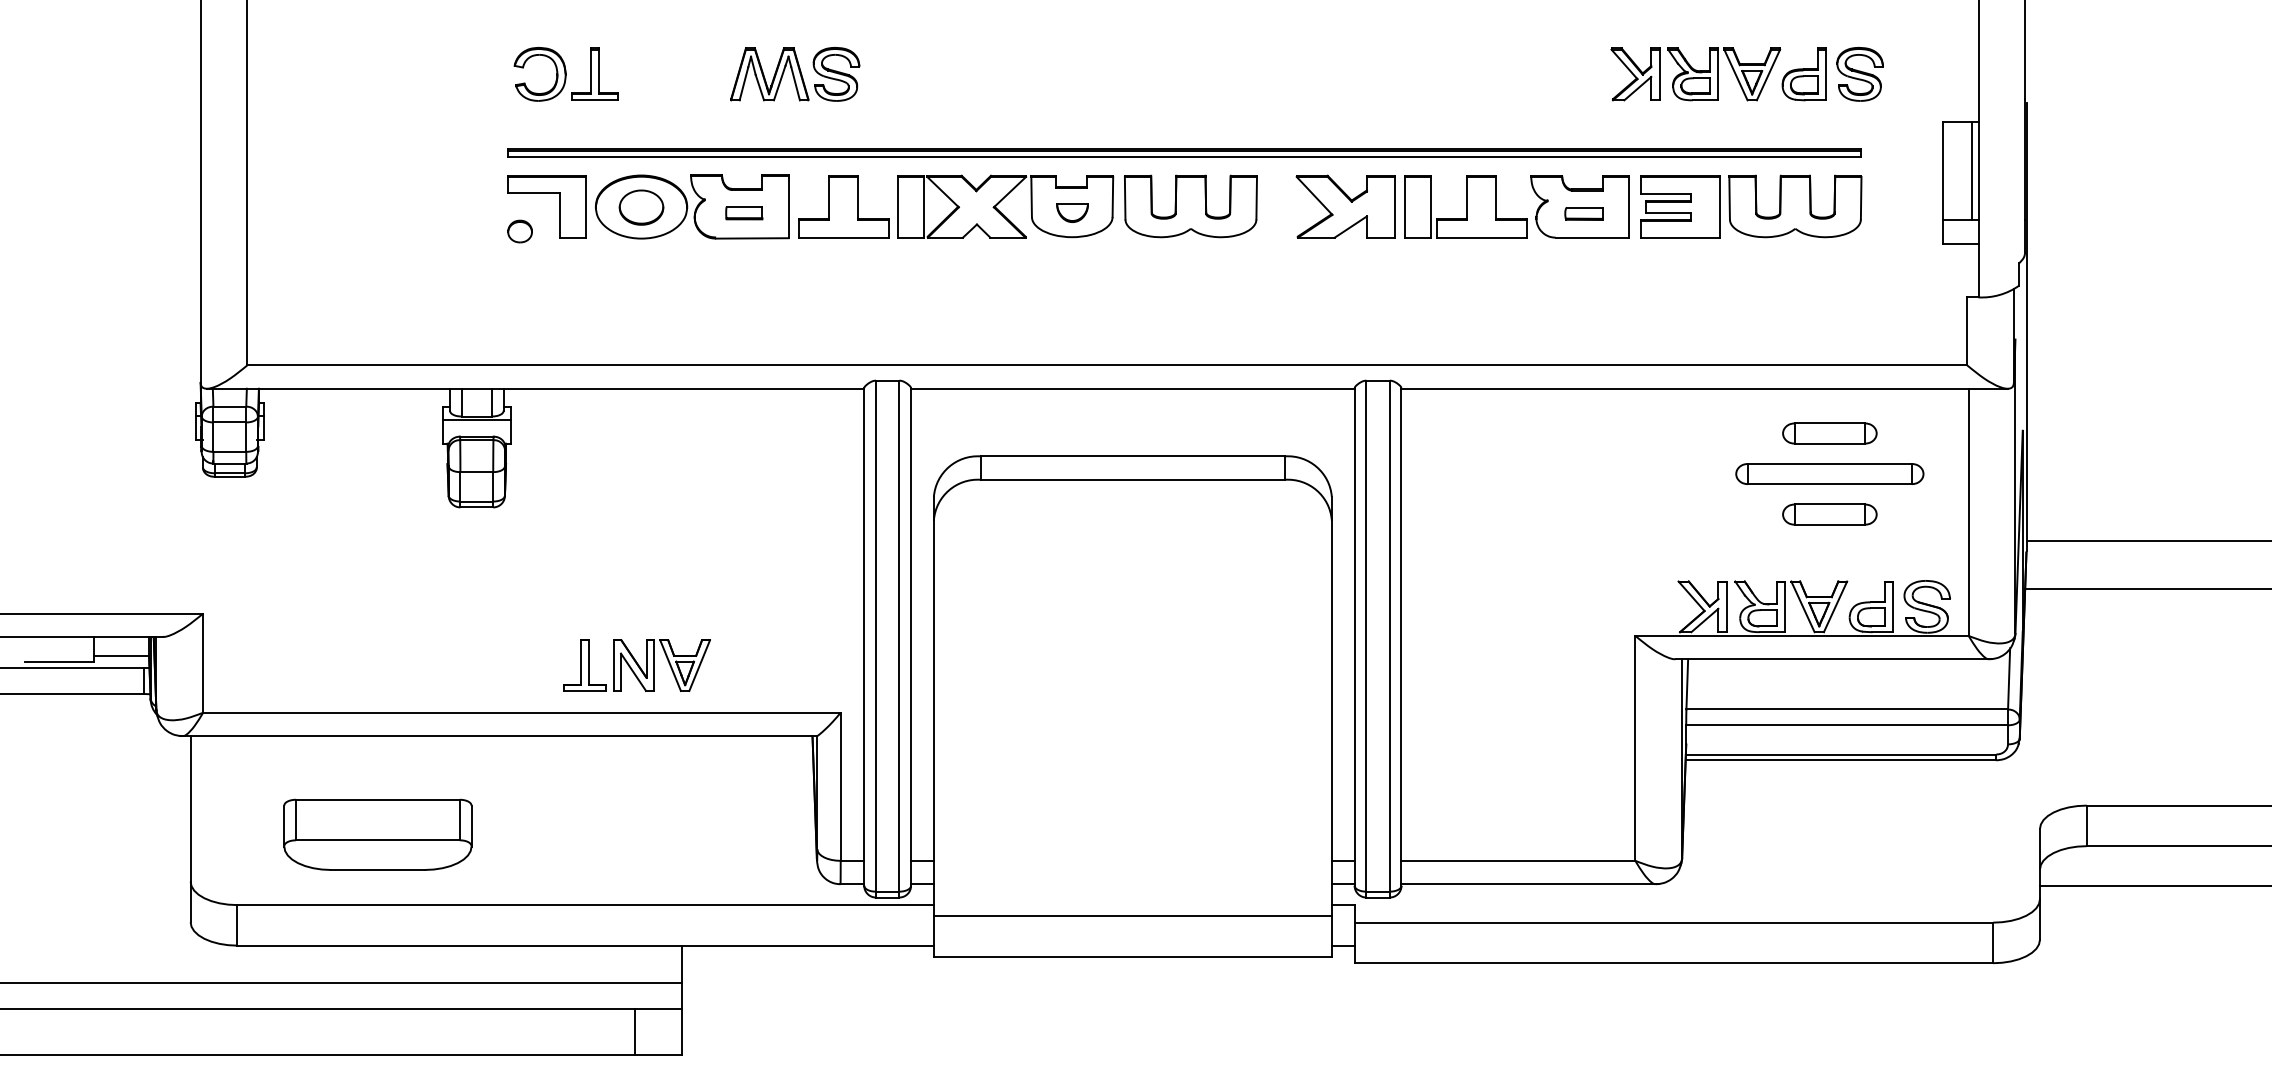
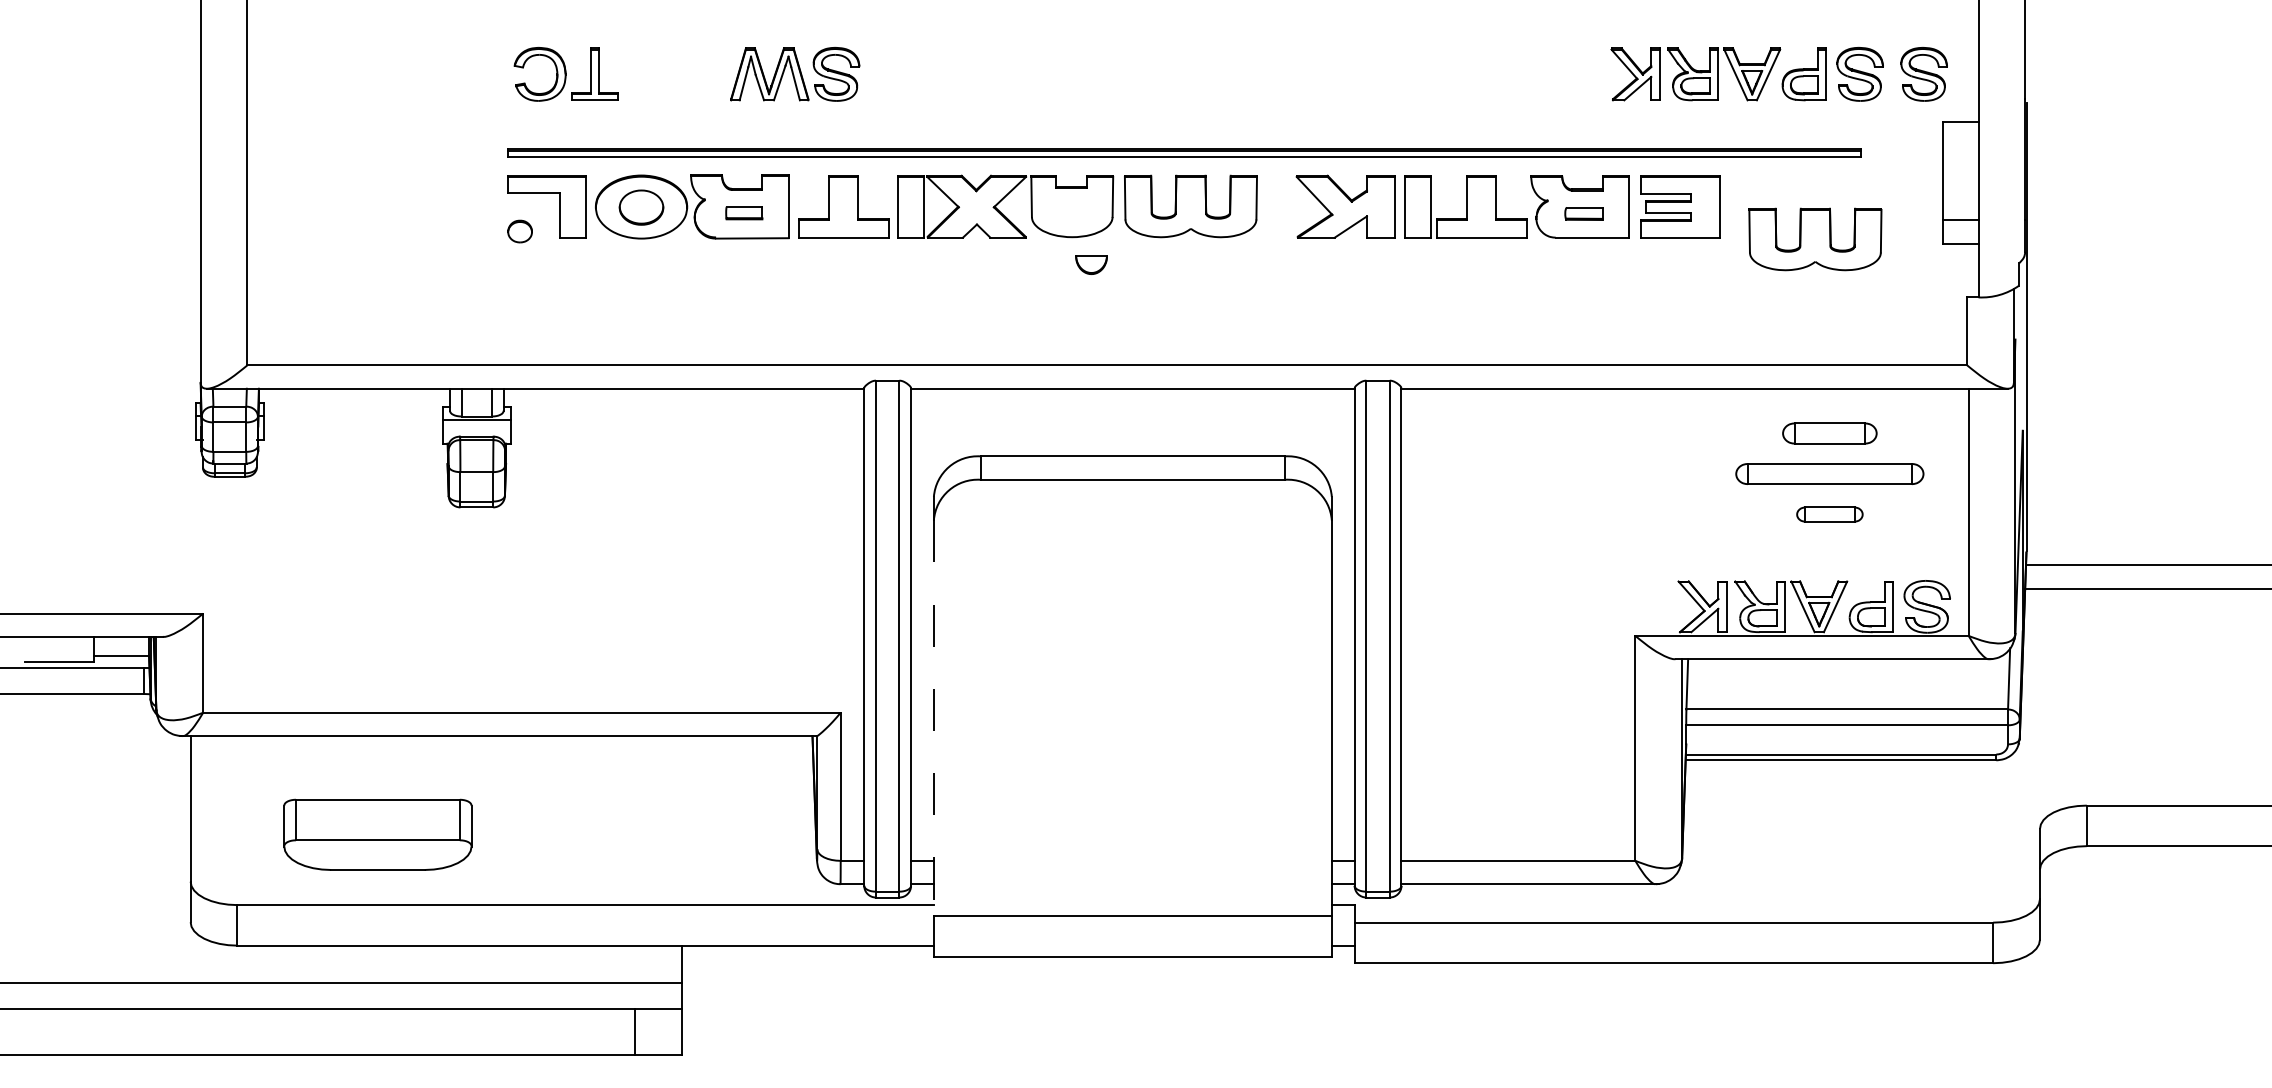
part: none -> present (1923, 74)
line: present -> none (1971, 171)
part position: (1795, 206) -> (1815, 239) (1815, 239)
part position: (1072, 212) -> (1091, 264) (1091, 264)
part size: 96x23 px -> 68x17 px (1829, 514)
line position: (2147, 541) -> (2147, 565) (2147, 565)
part: present -> none (636, 665)
line: solid -> dashed (933, 718)
line: present -> none (2153, 886)
